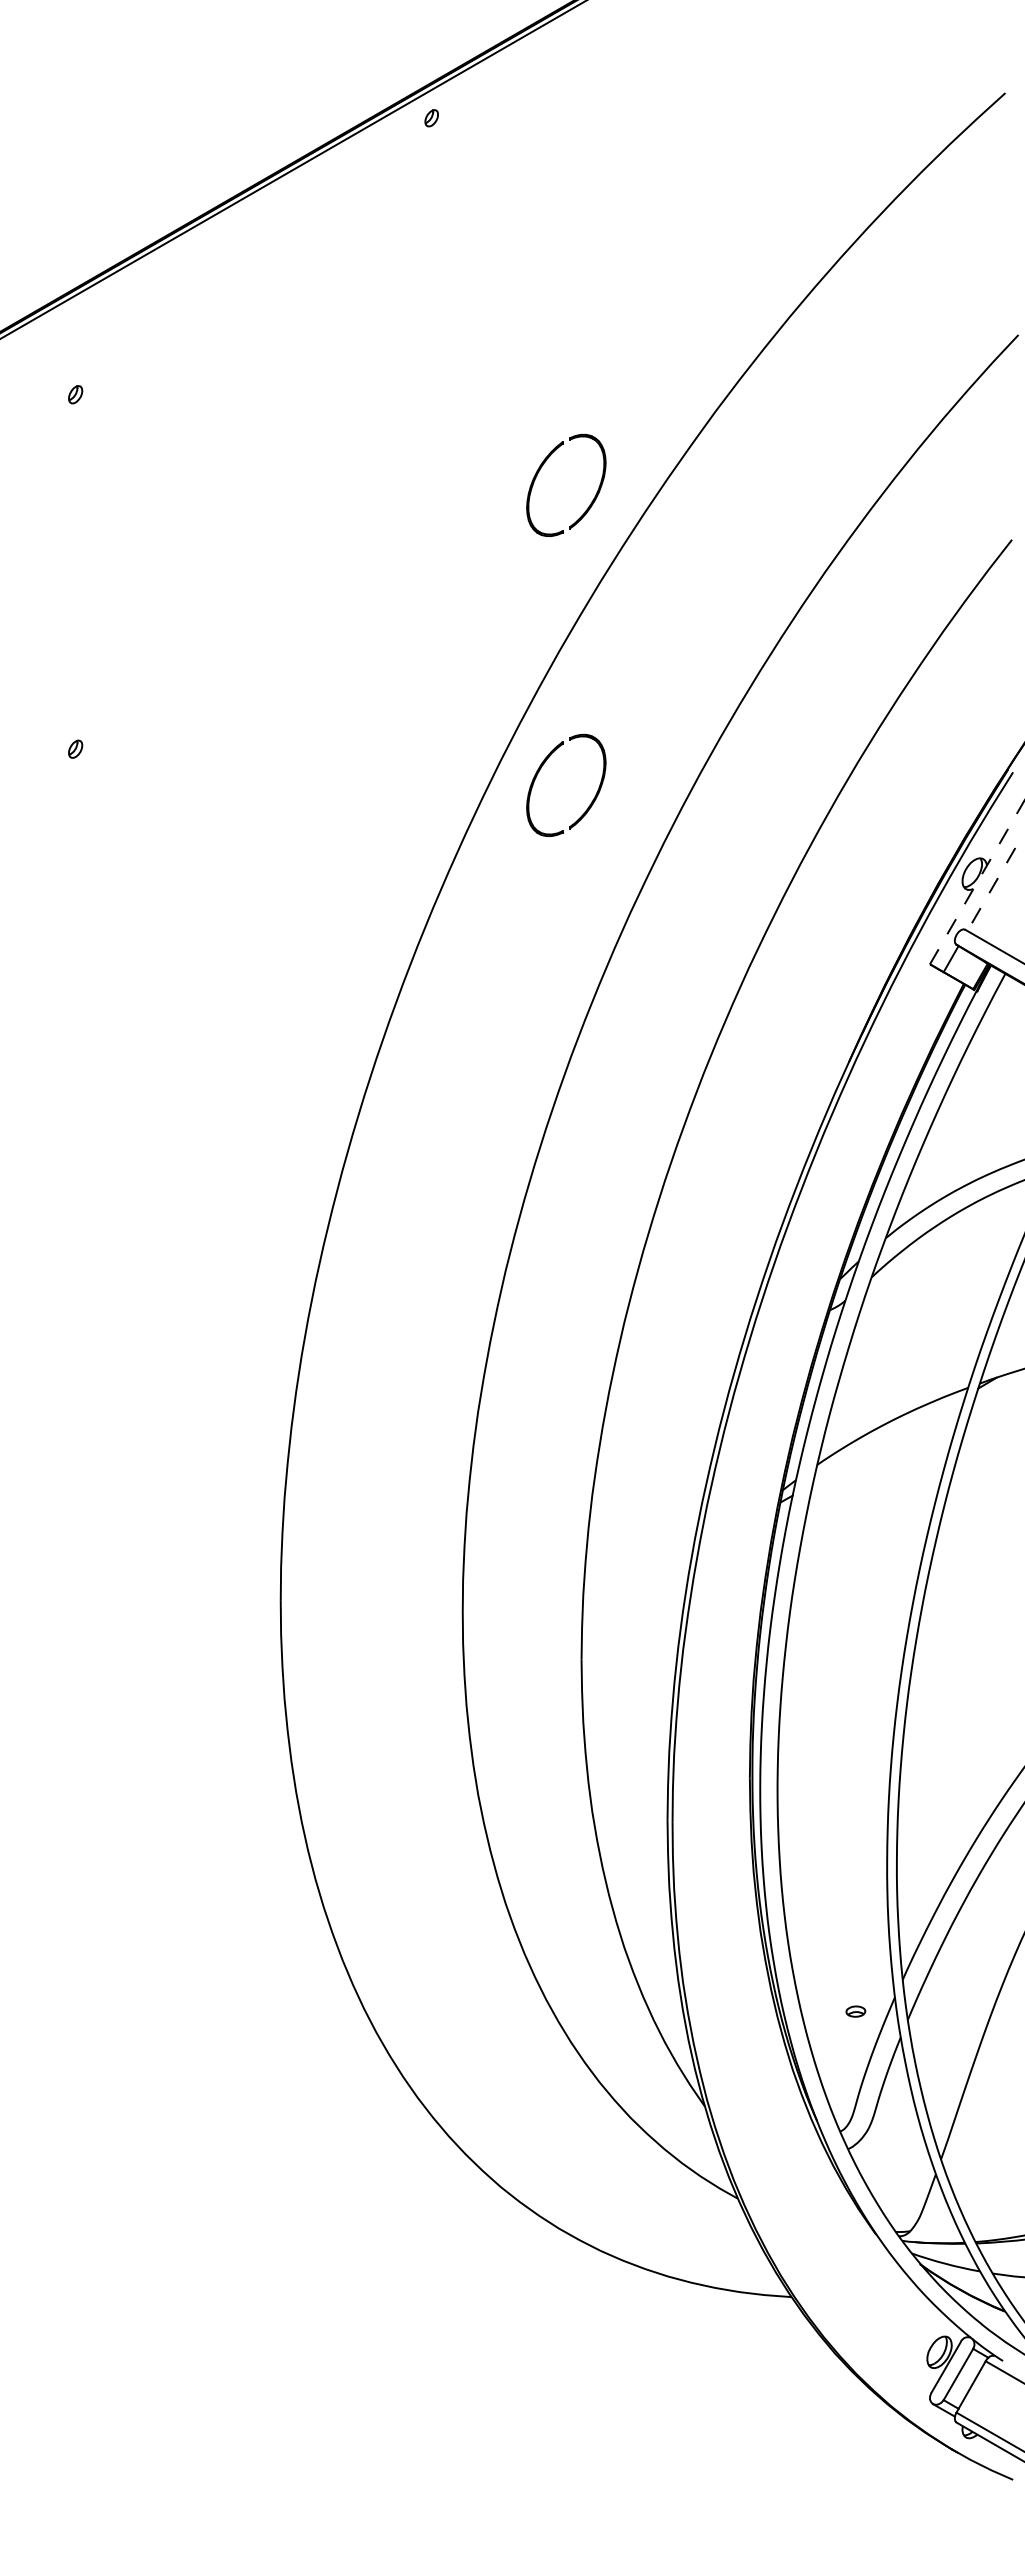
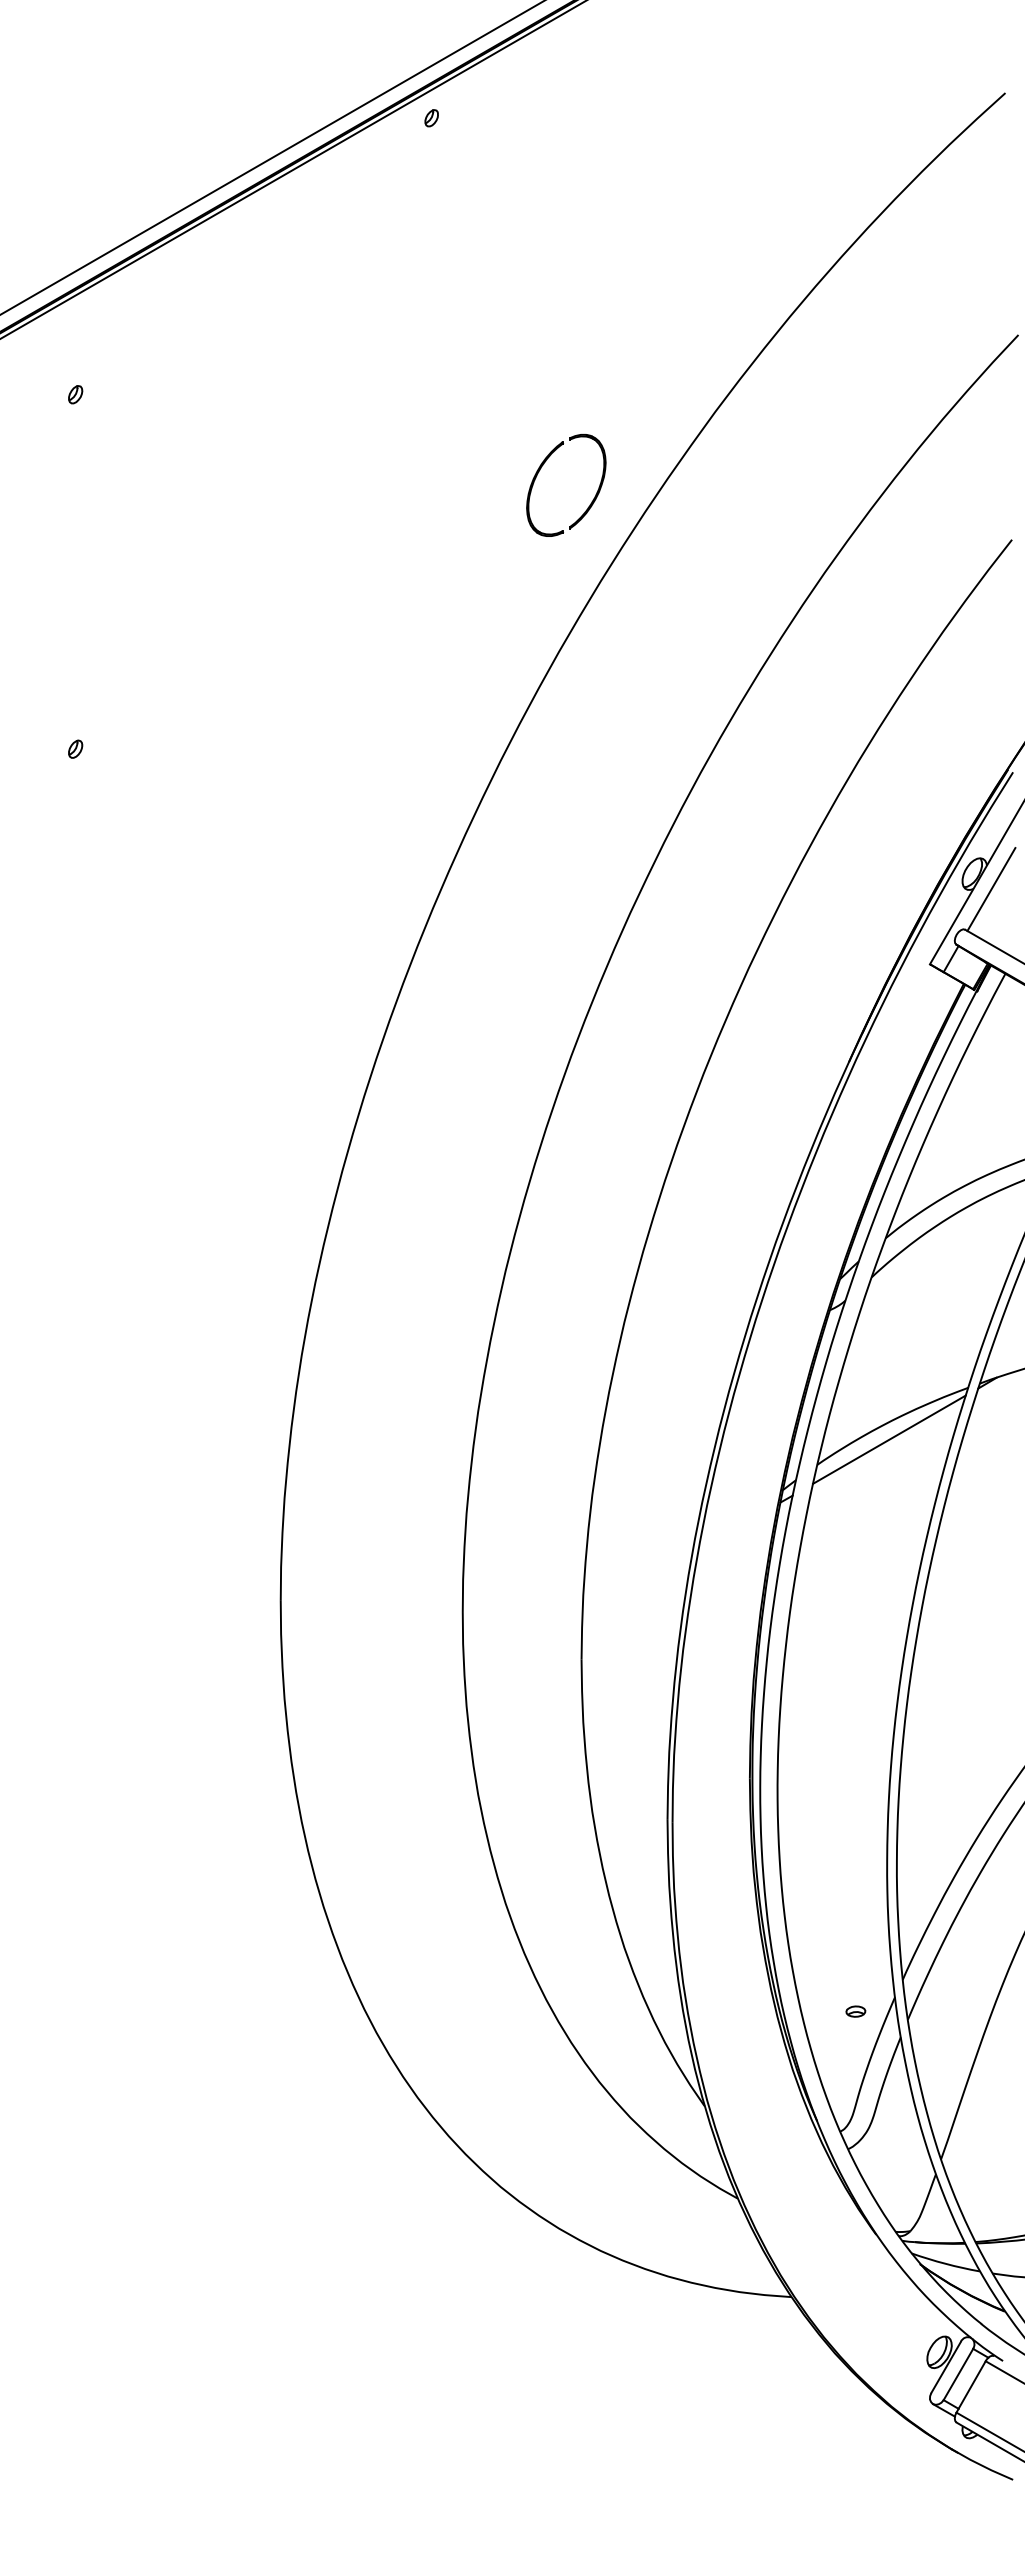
line: none -> present (271, 157)
part: present -> none (591, 801)
line: dashed -> solid (977, 882)
line: dashed -> solid (991, 889)
line: none -> present (889, 1439)
